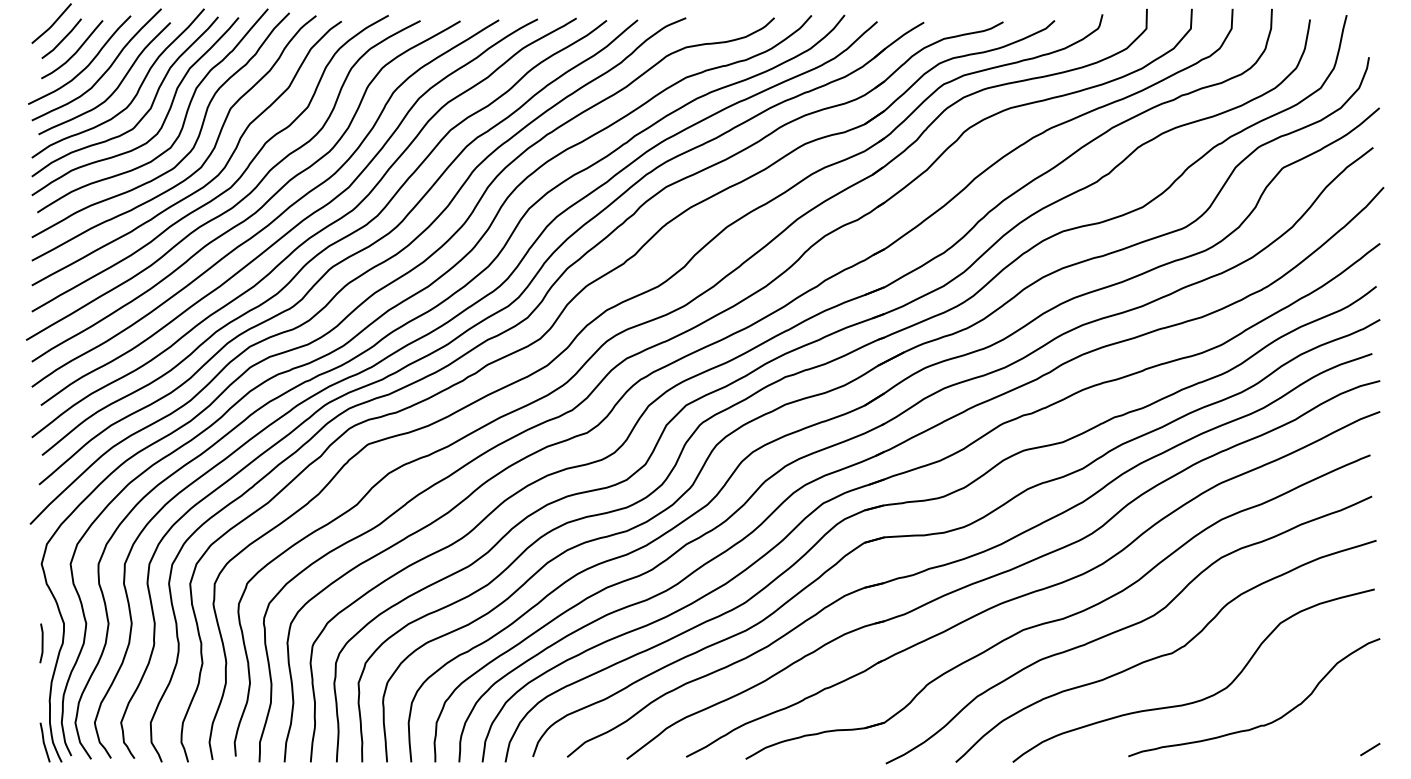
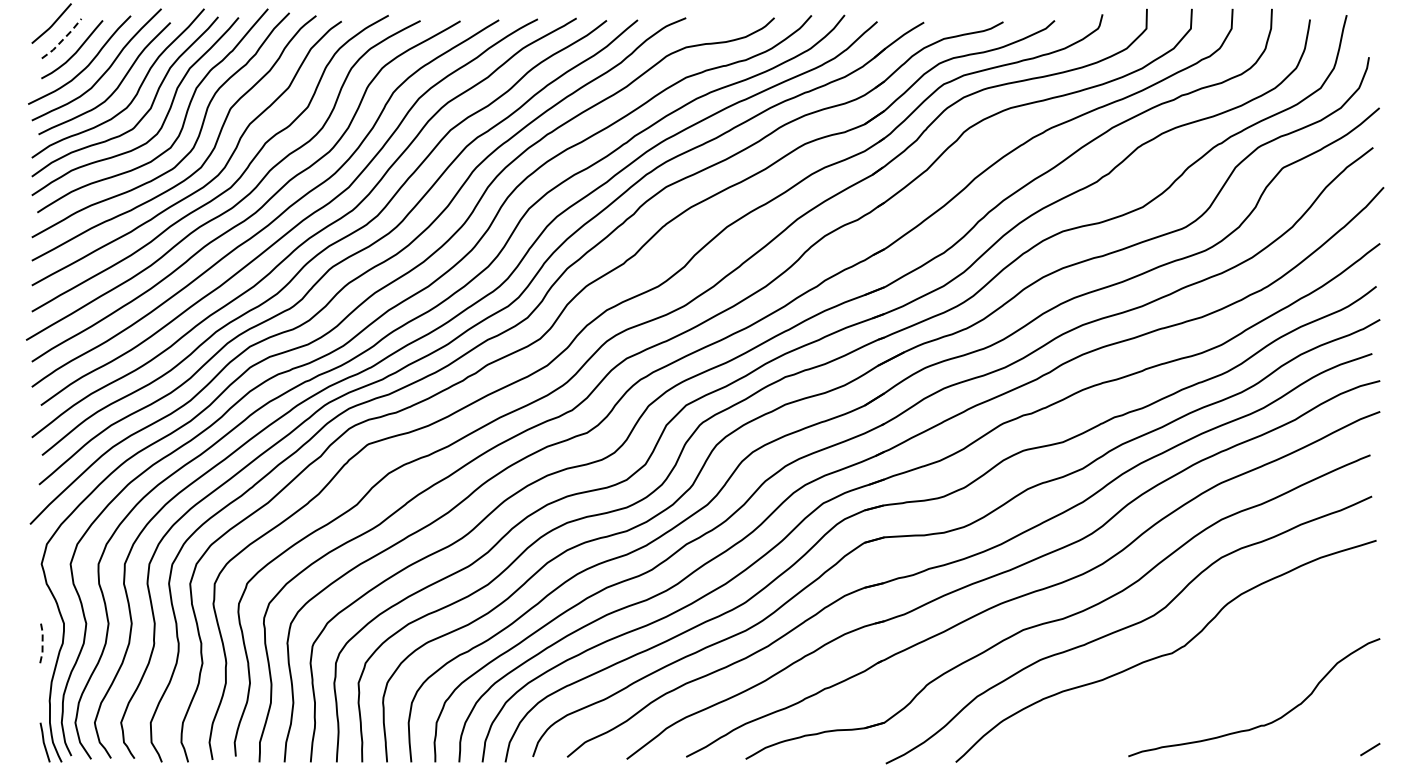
line: solid -> dashed (62, 40)
line: solid -> dashed (42, 643)
curve: present -> none (1202, 698)
